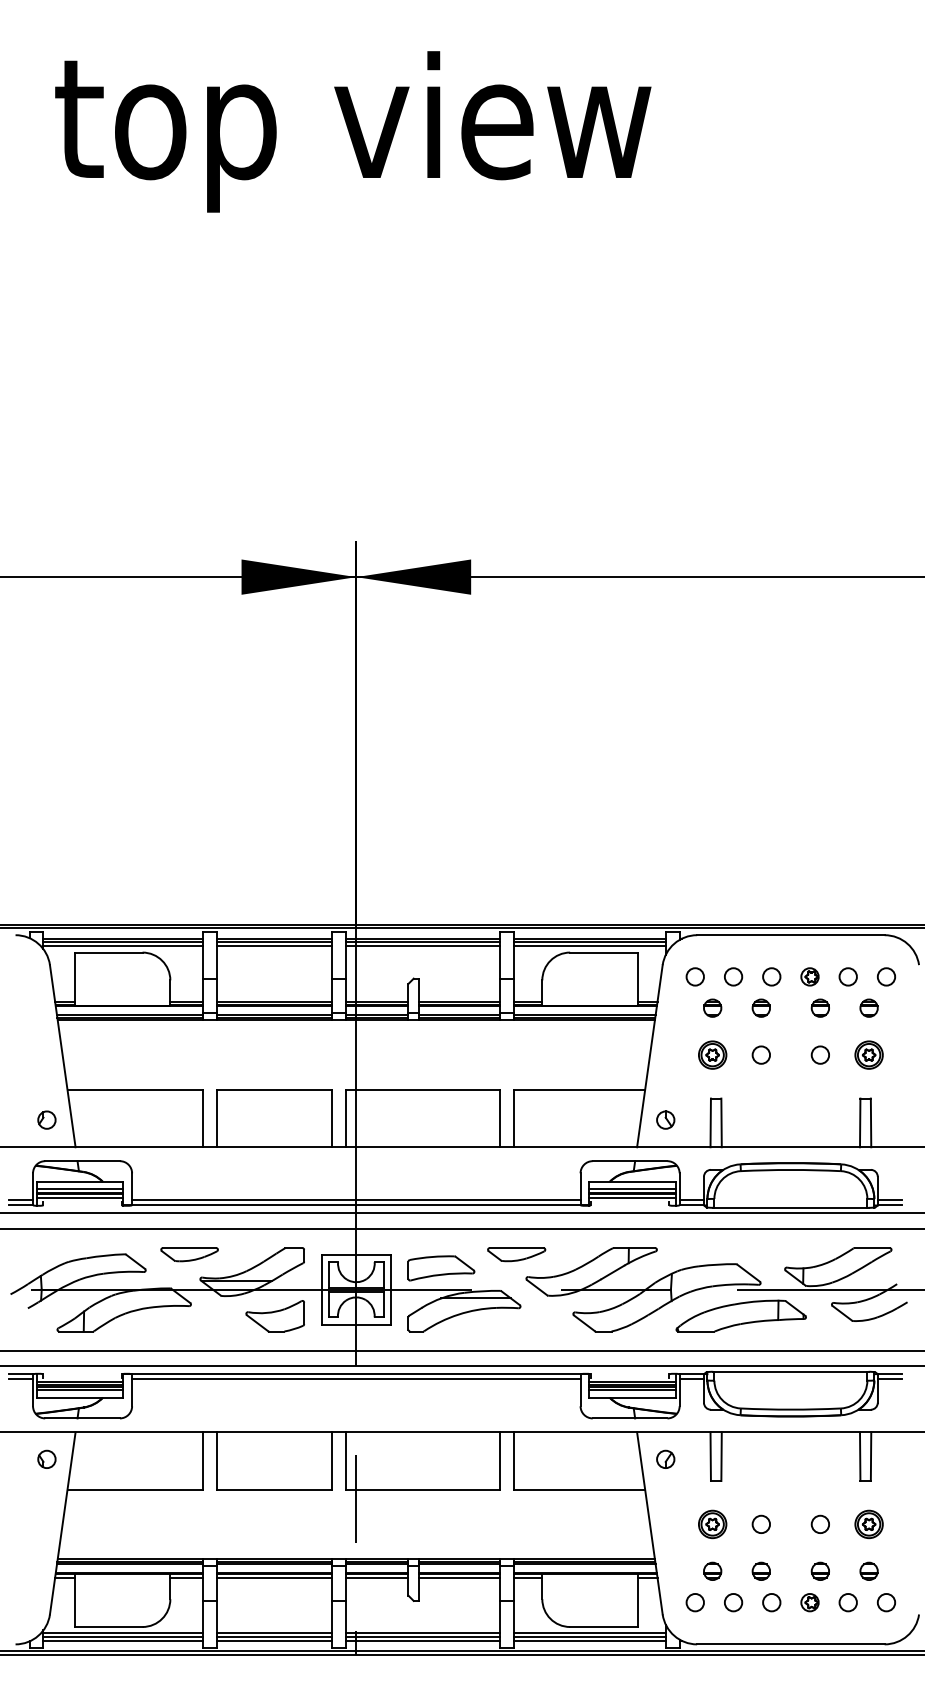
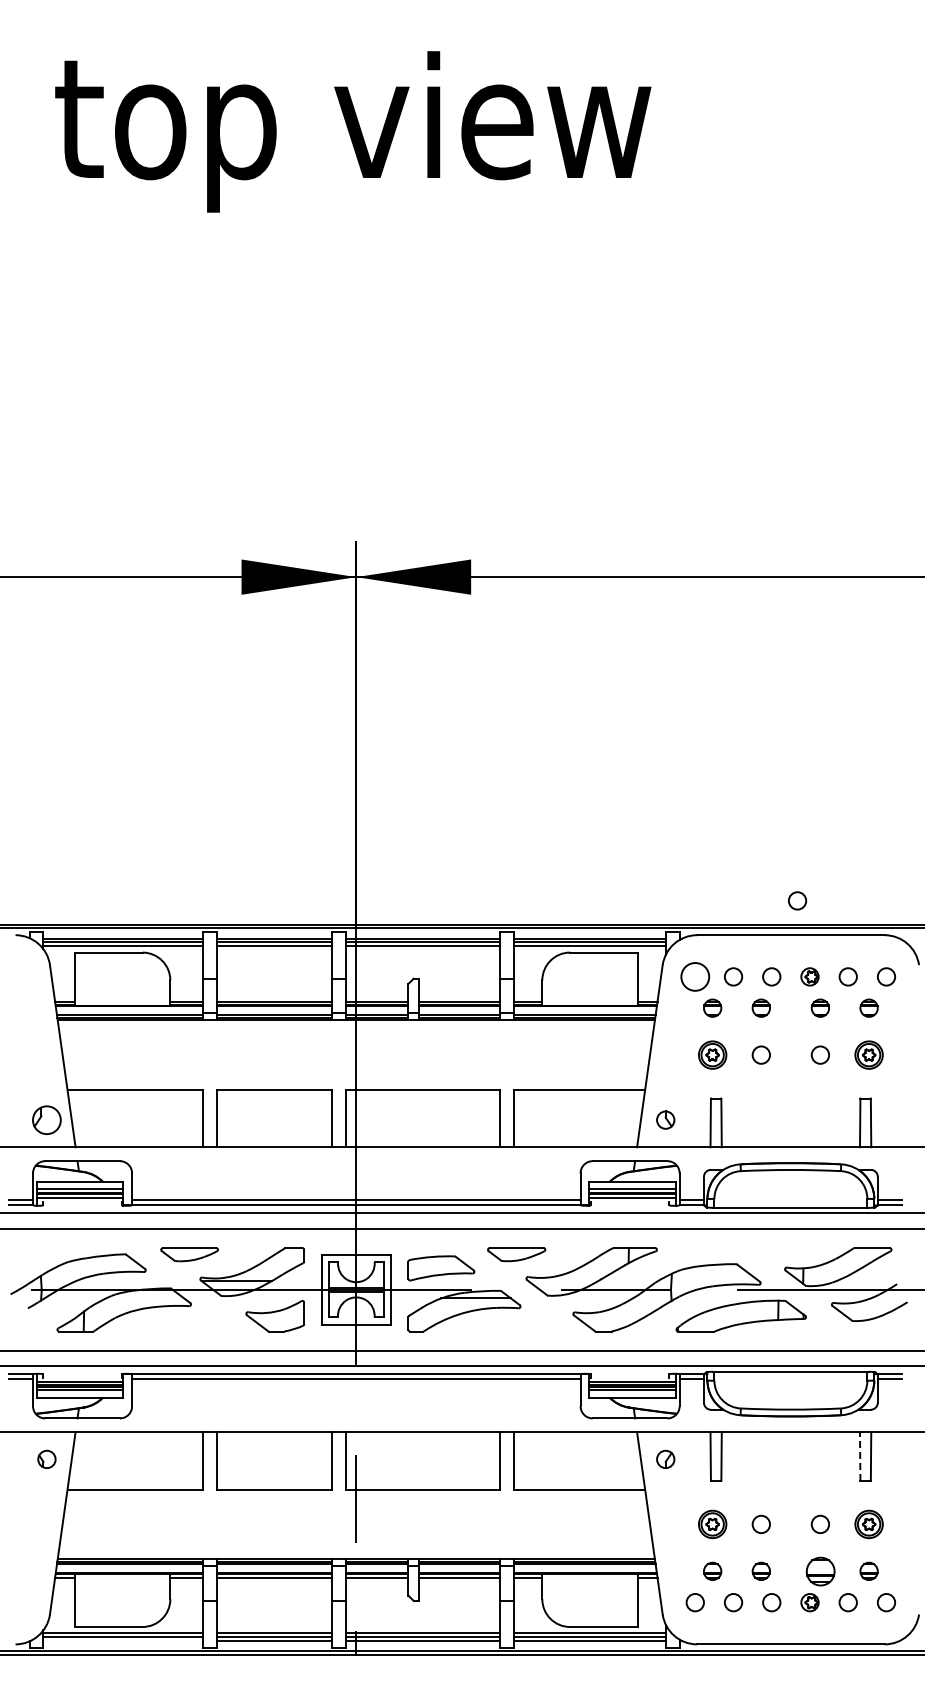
circle: none -> present (797, 900)
circle diameter: 17 px -> 28 px (695, 976)
part size: 20x20 px -> 30x30 px (46, 1119)
line: solid -> dashed (860, 1456)
part size: 20x20 px -> 31x31 px (820, 1571)
line: present -> none (123, 1640)
